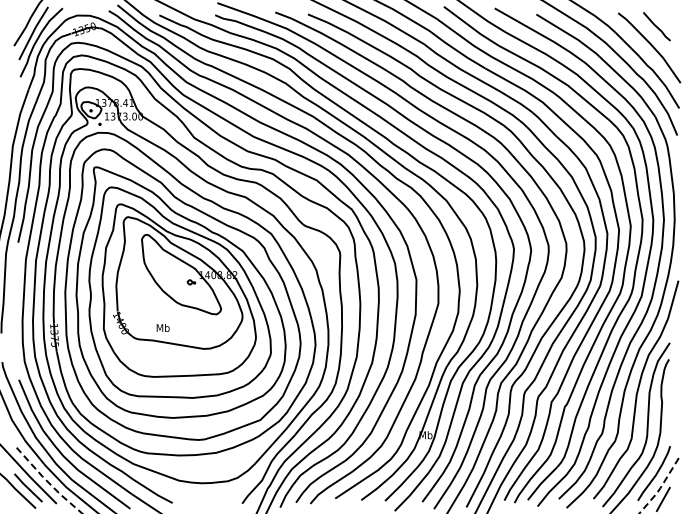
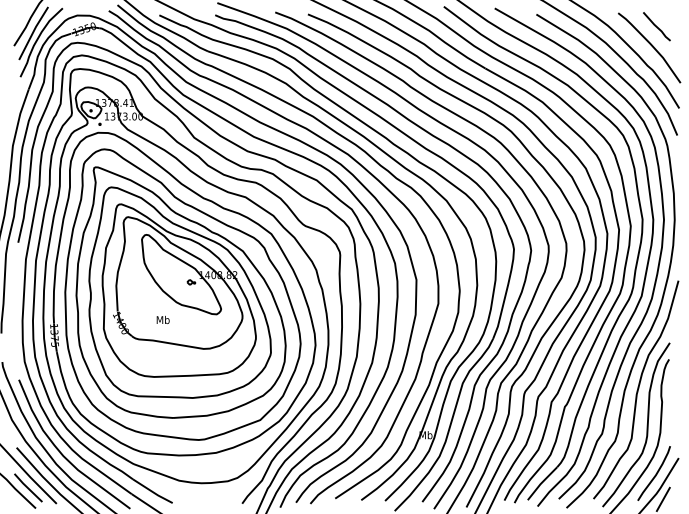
text position: (162, 327) -> (162, 319) (162, 319)
line: dashed -> solid (48, 482)
line: dashed -> solid (660, 488)
